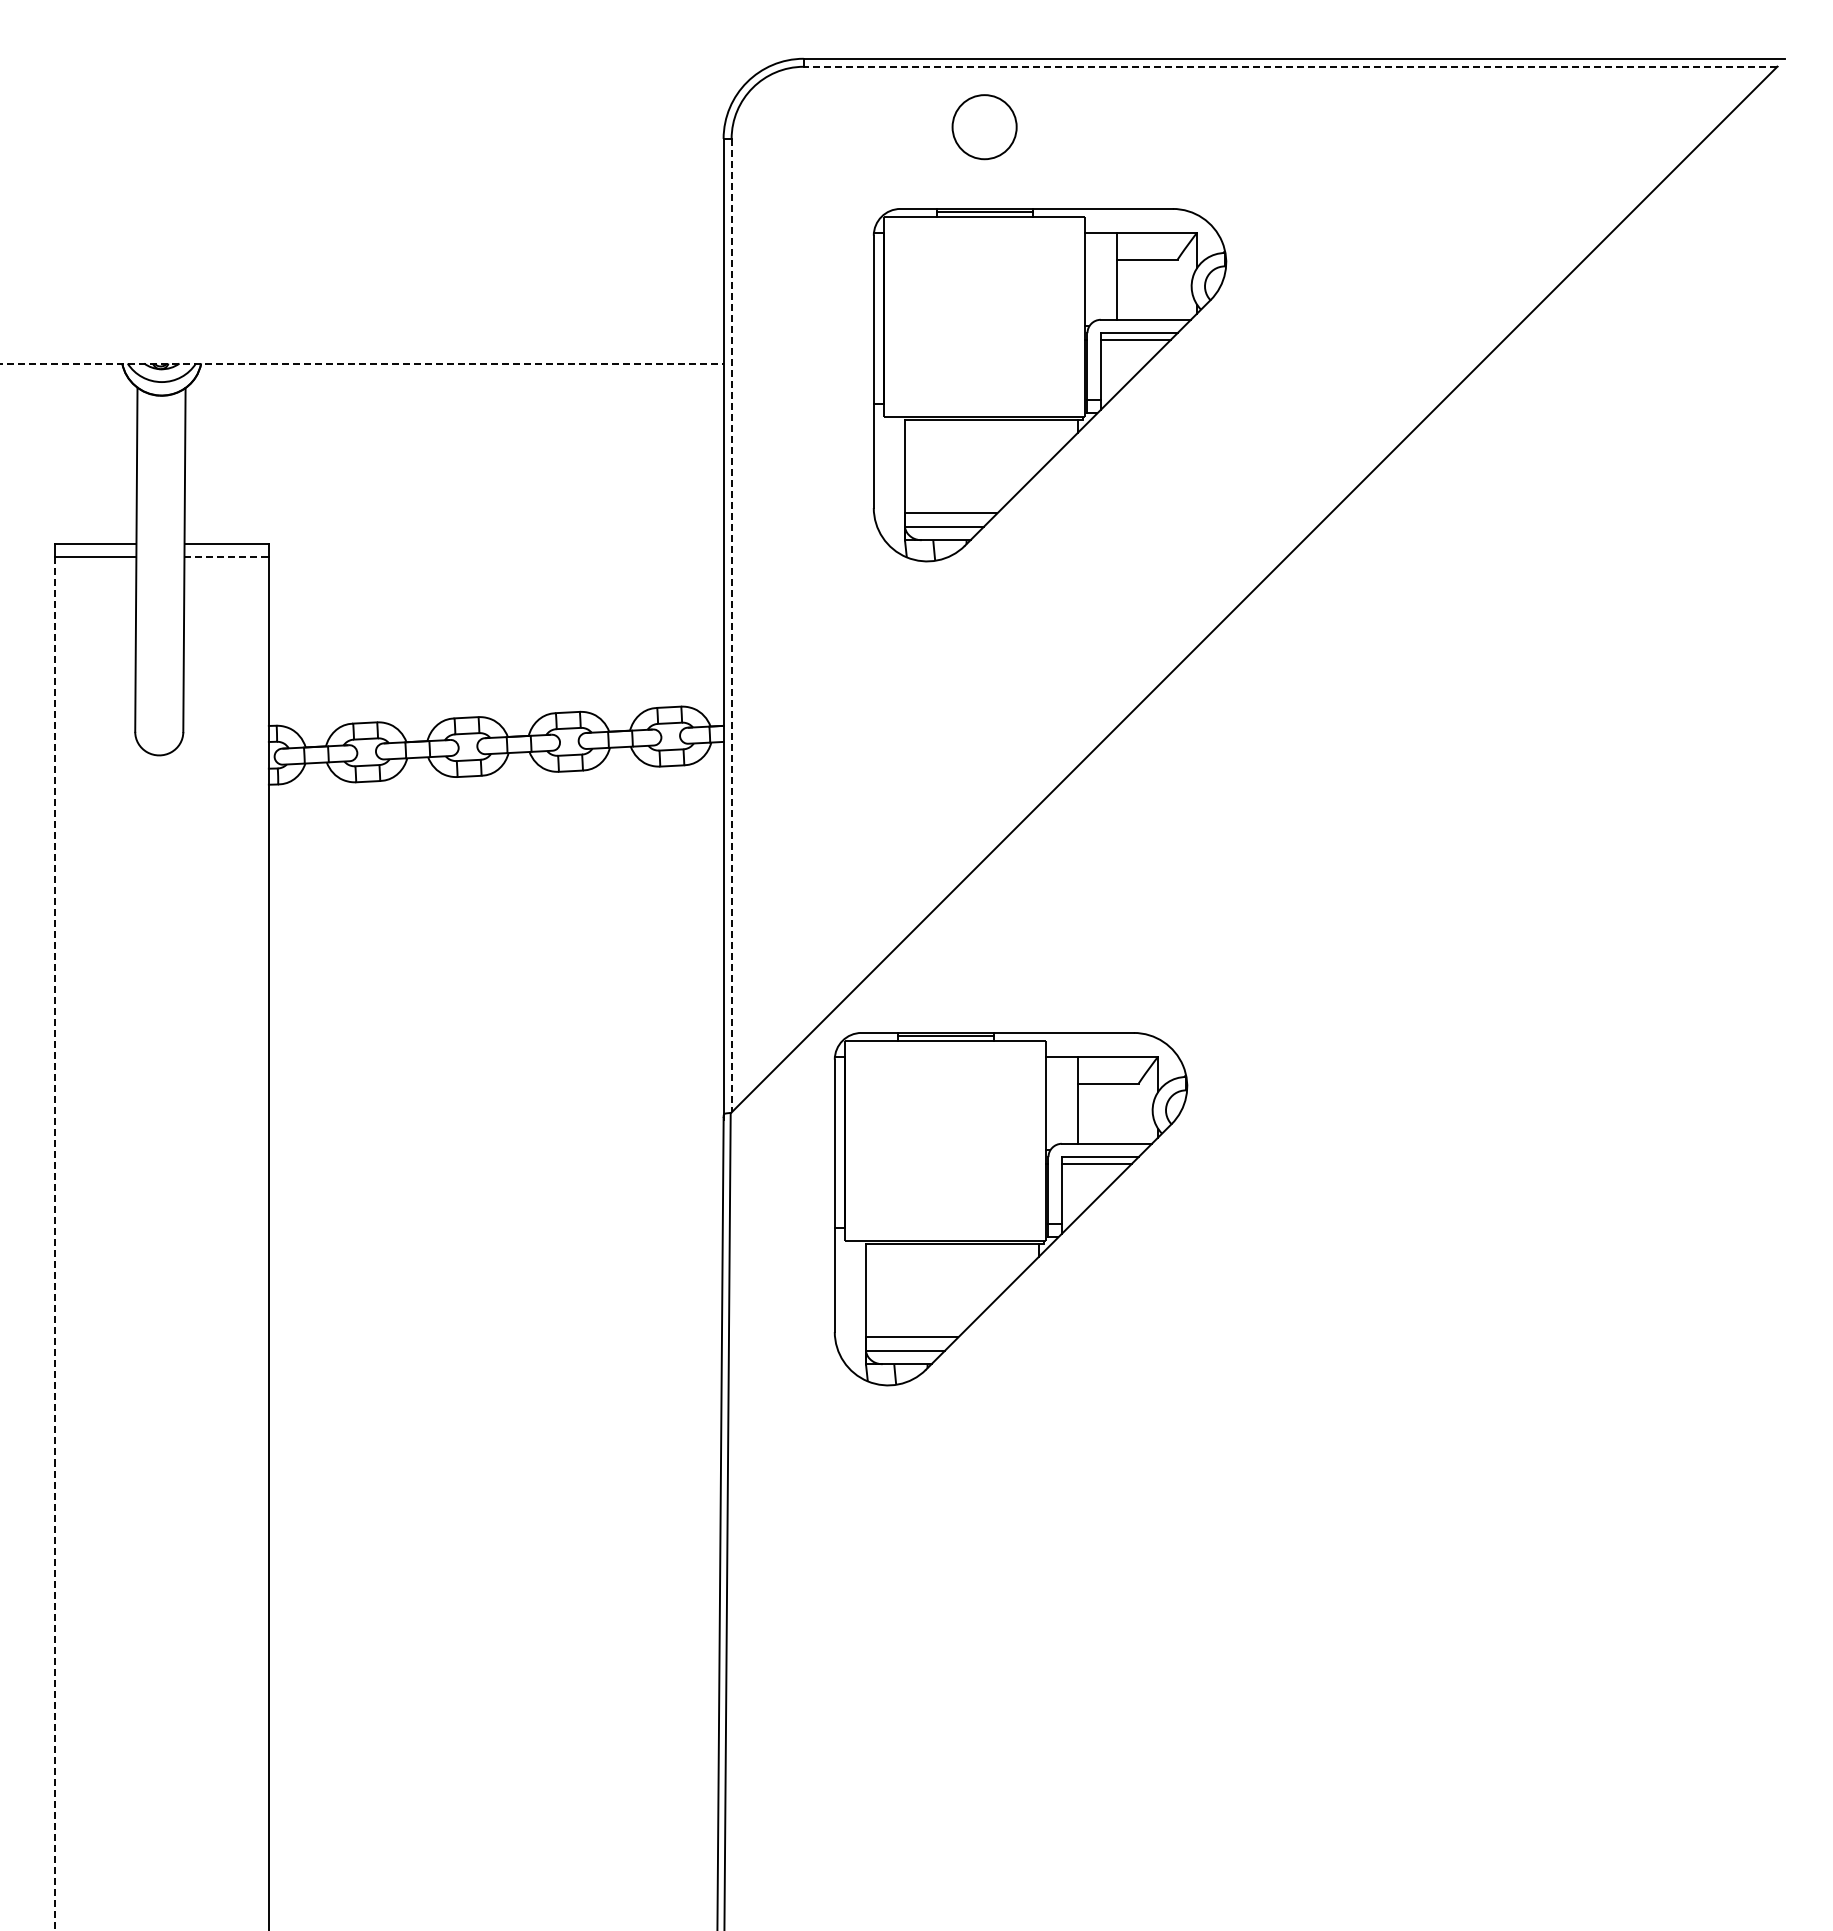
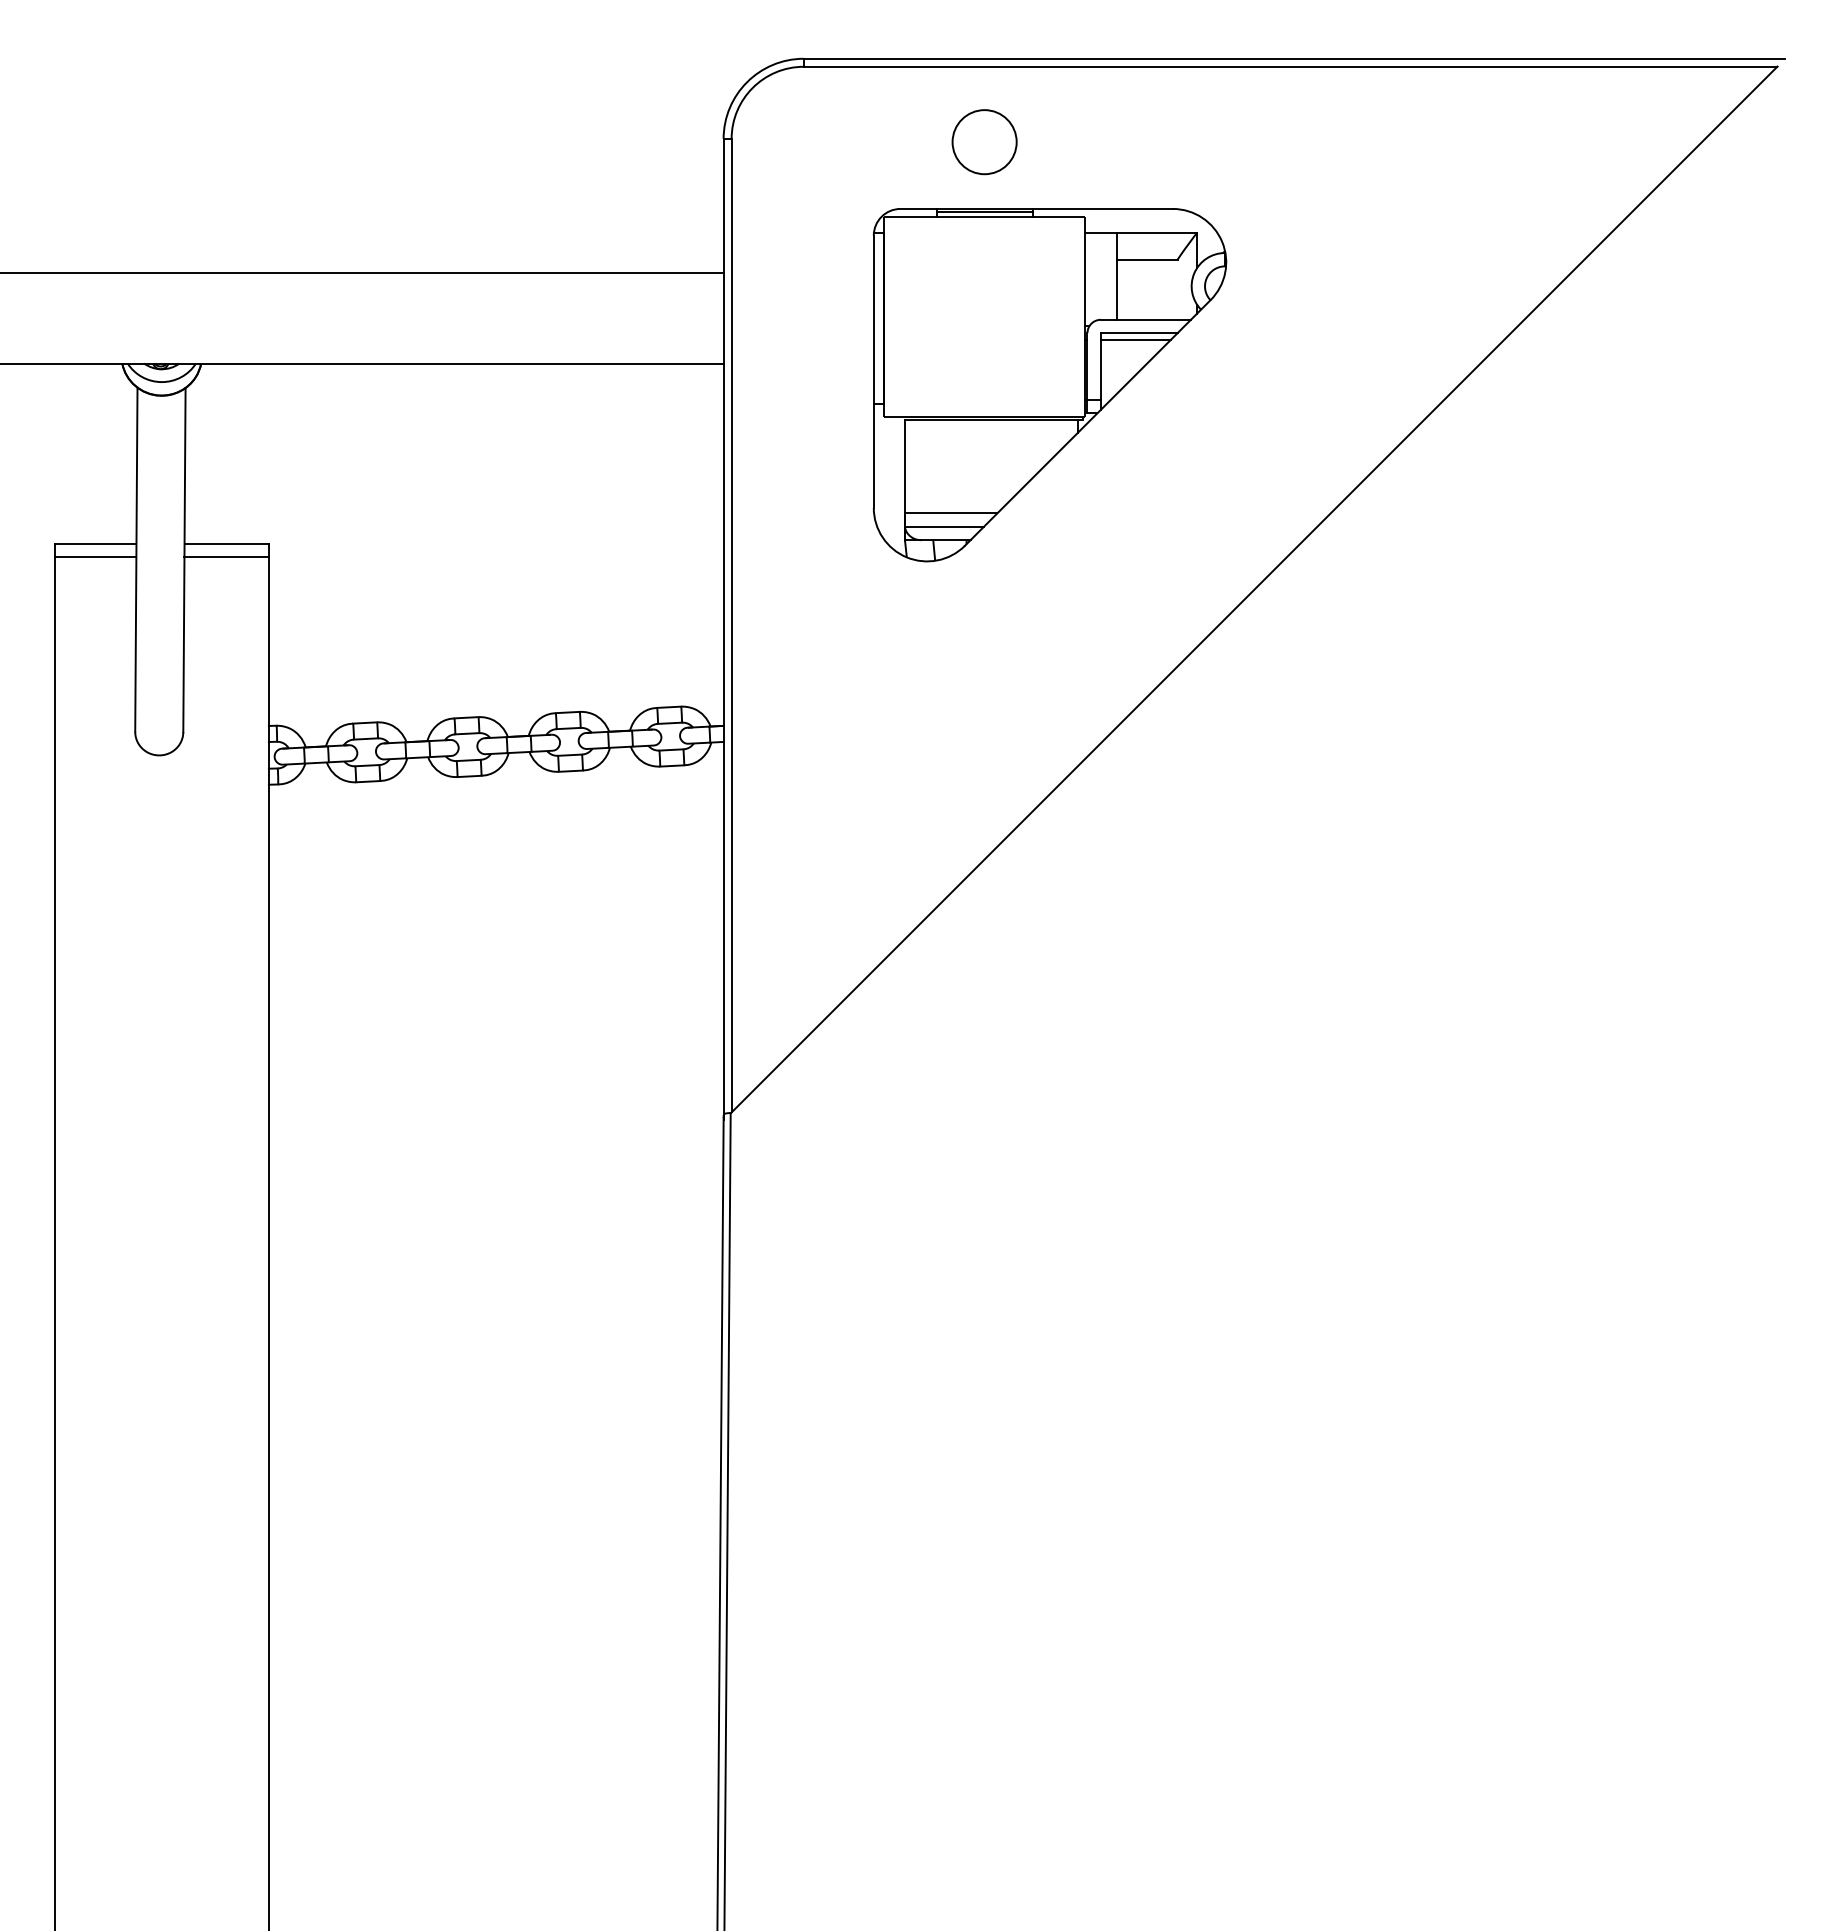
line: dashed -> solid (1290, 66)
part position: (984, 127) -> (984, 142) (984, 142)
line: none -> present (362, 272)
line: dashed -> solid (362, 363)
line: dashed -> solid (227, 556)
line: dashed -> solid (731, 625)
part: present -> none (1010, 1209)
line: dashed -> solid (55, 1243)
